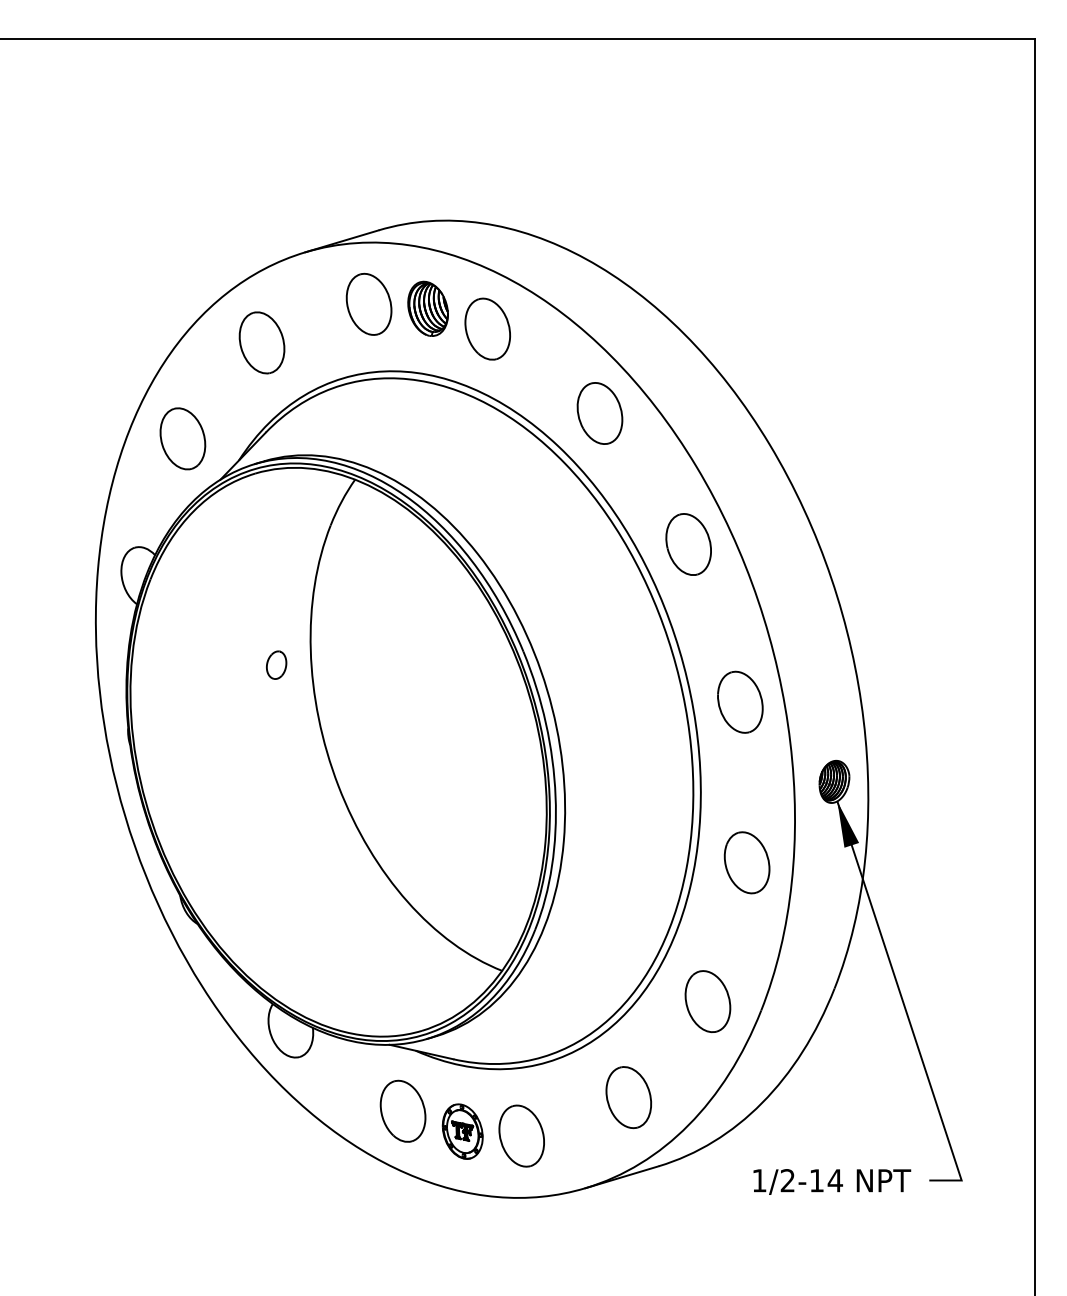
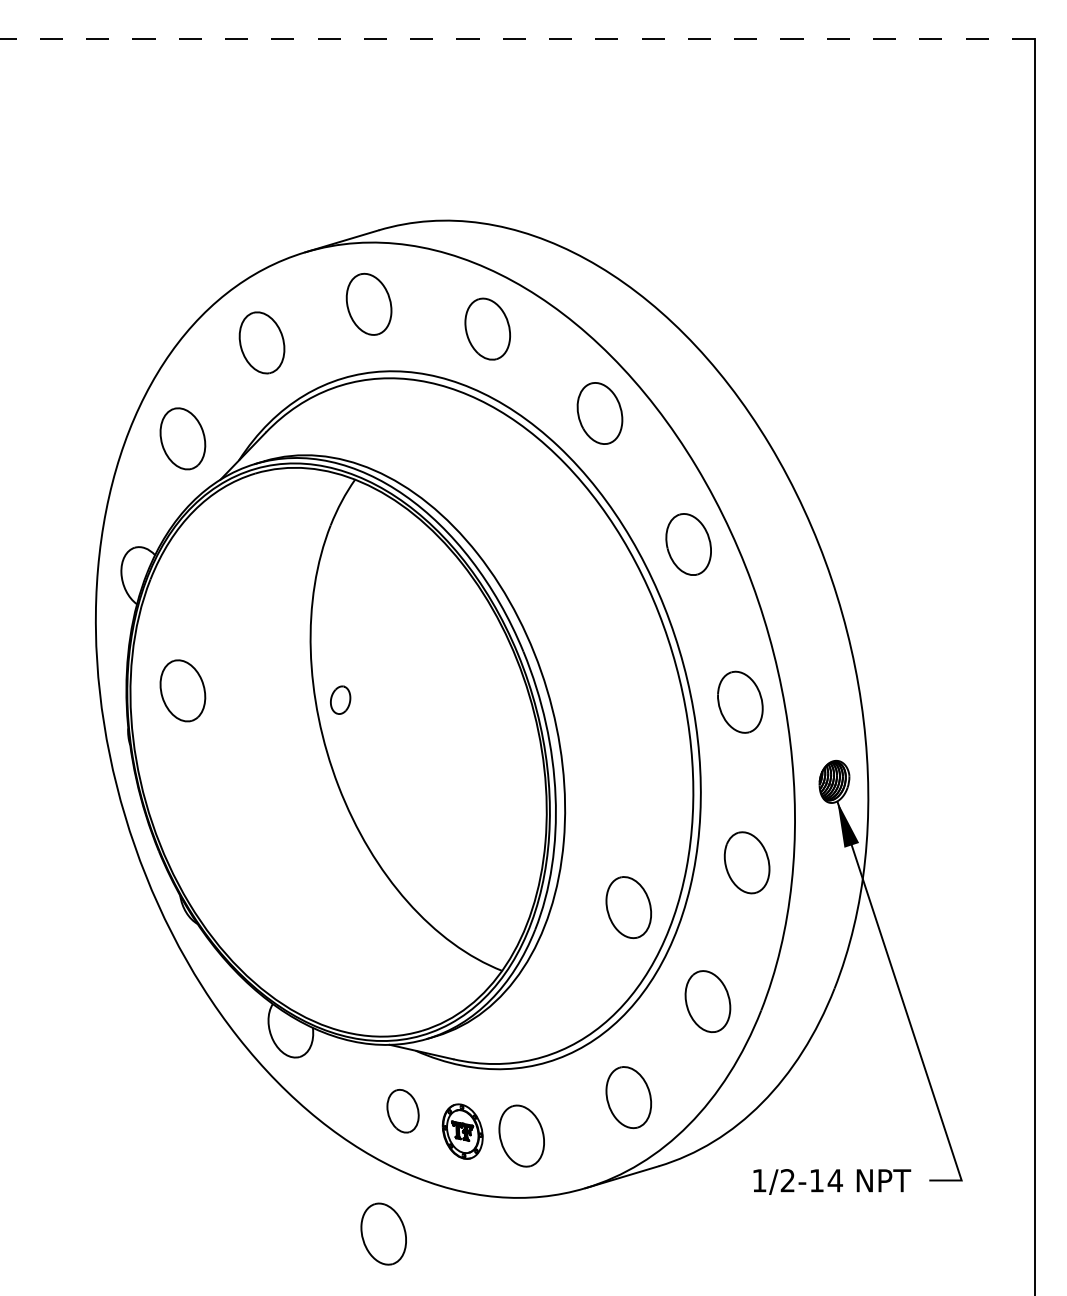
line: solid -> dashed (518, 38)
part: present -> none (427, 308)
part position: (276, 664) -> (340, 699) (340, 699)
part: none -> present (182, 690)
part: none -> present (628, 907)
part size: 48x64 px -> 34x45 px (402, 1111)
part: none -> present (383, 1233)
